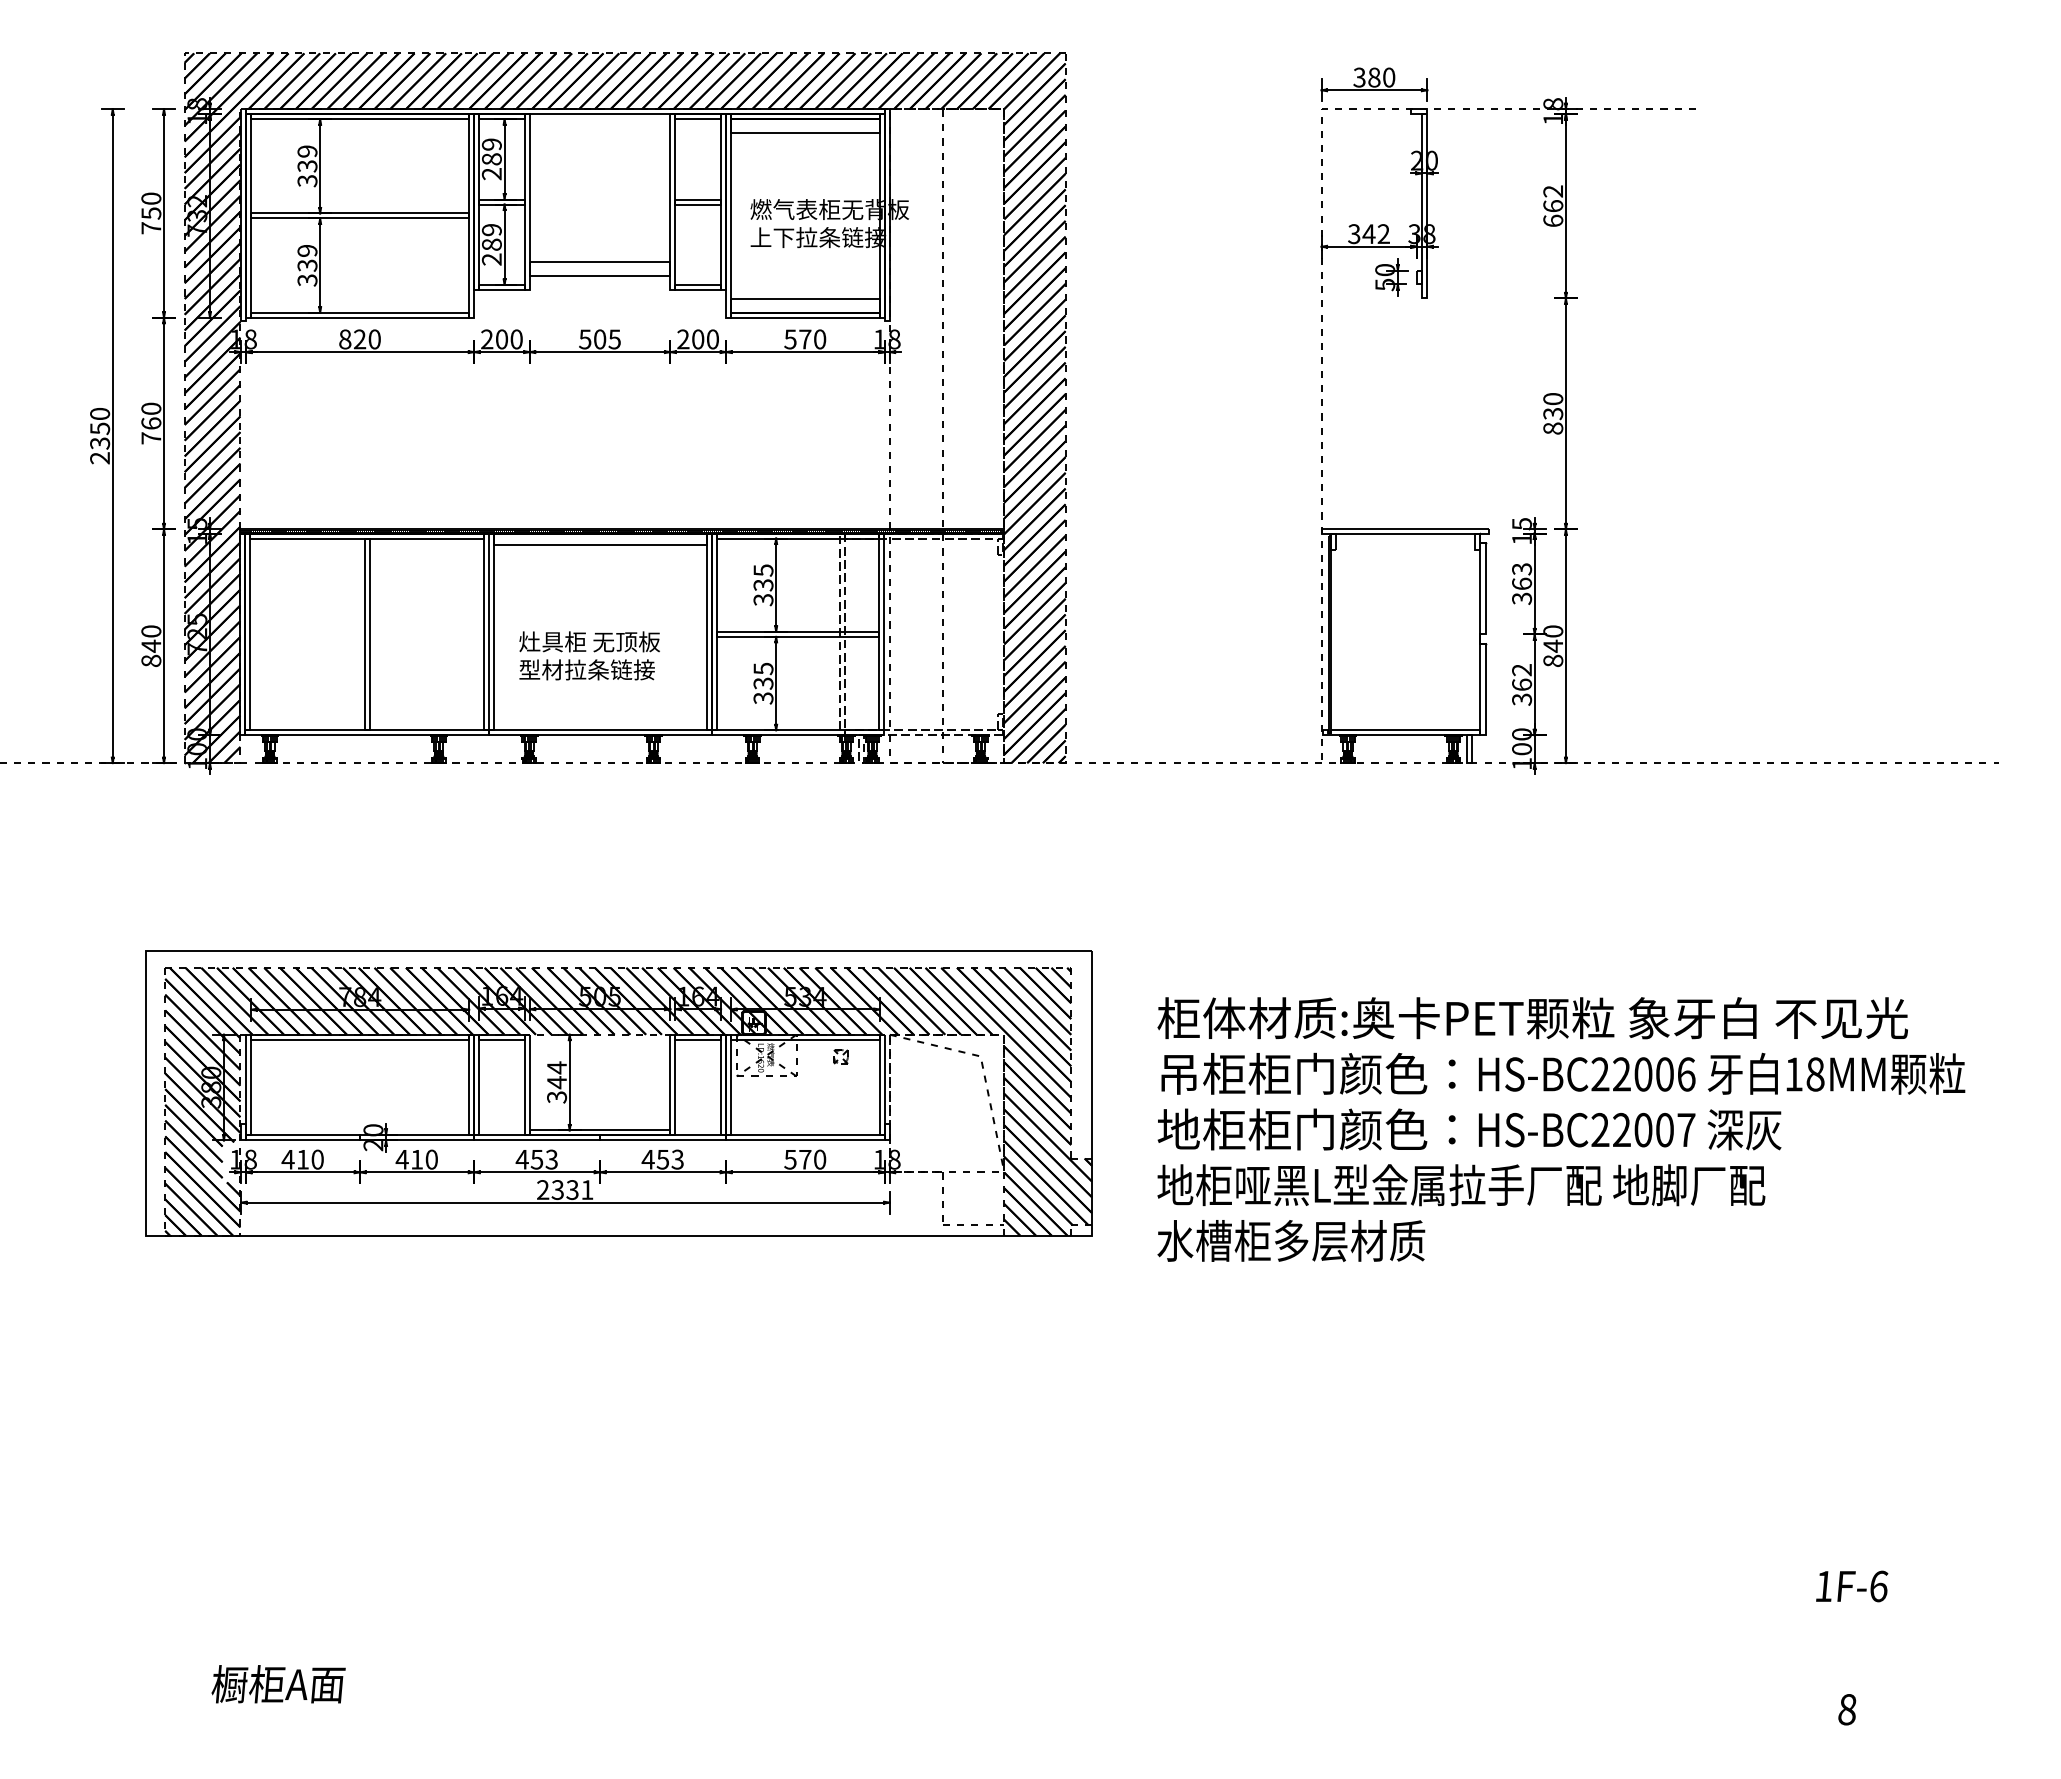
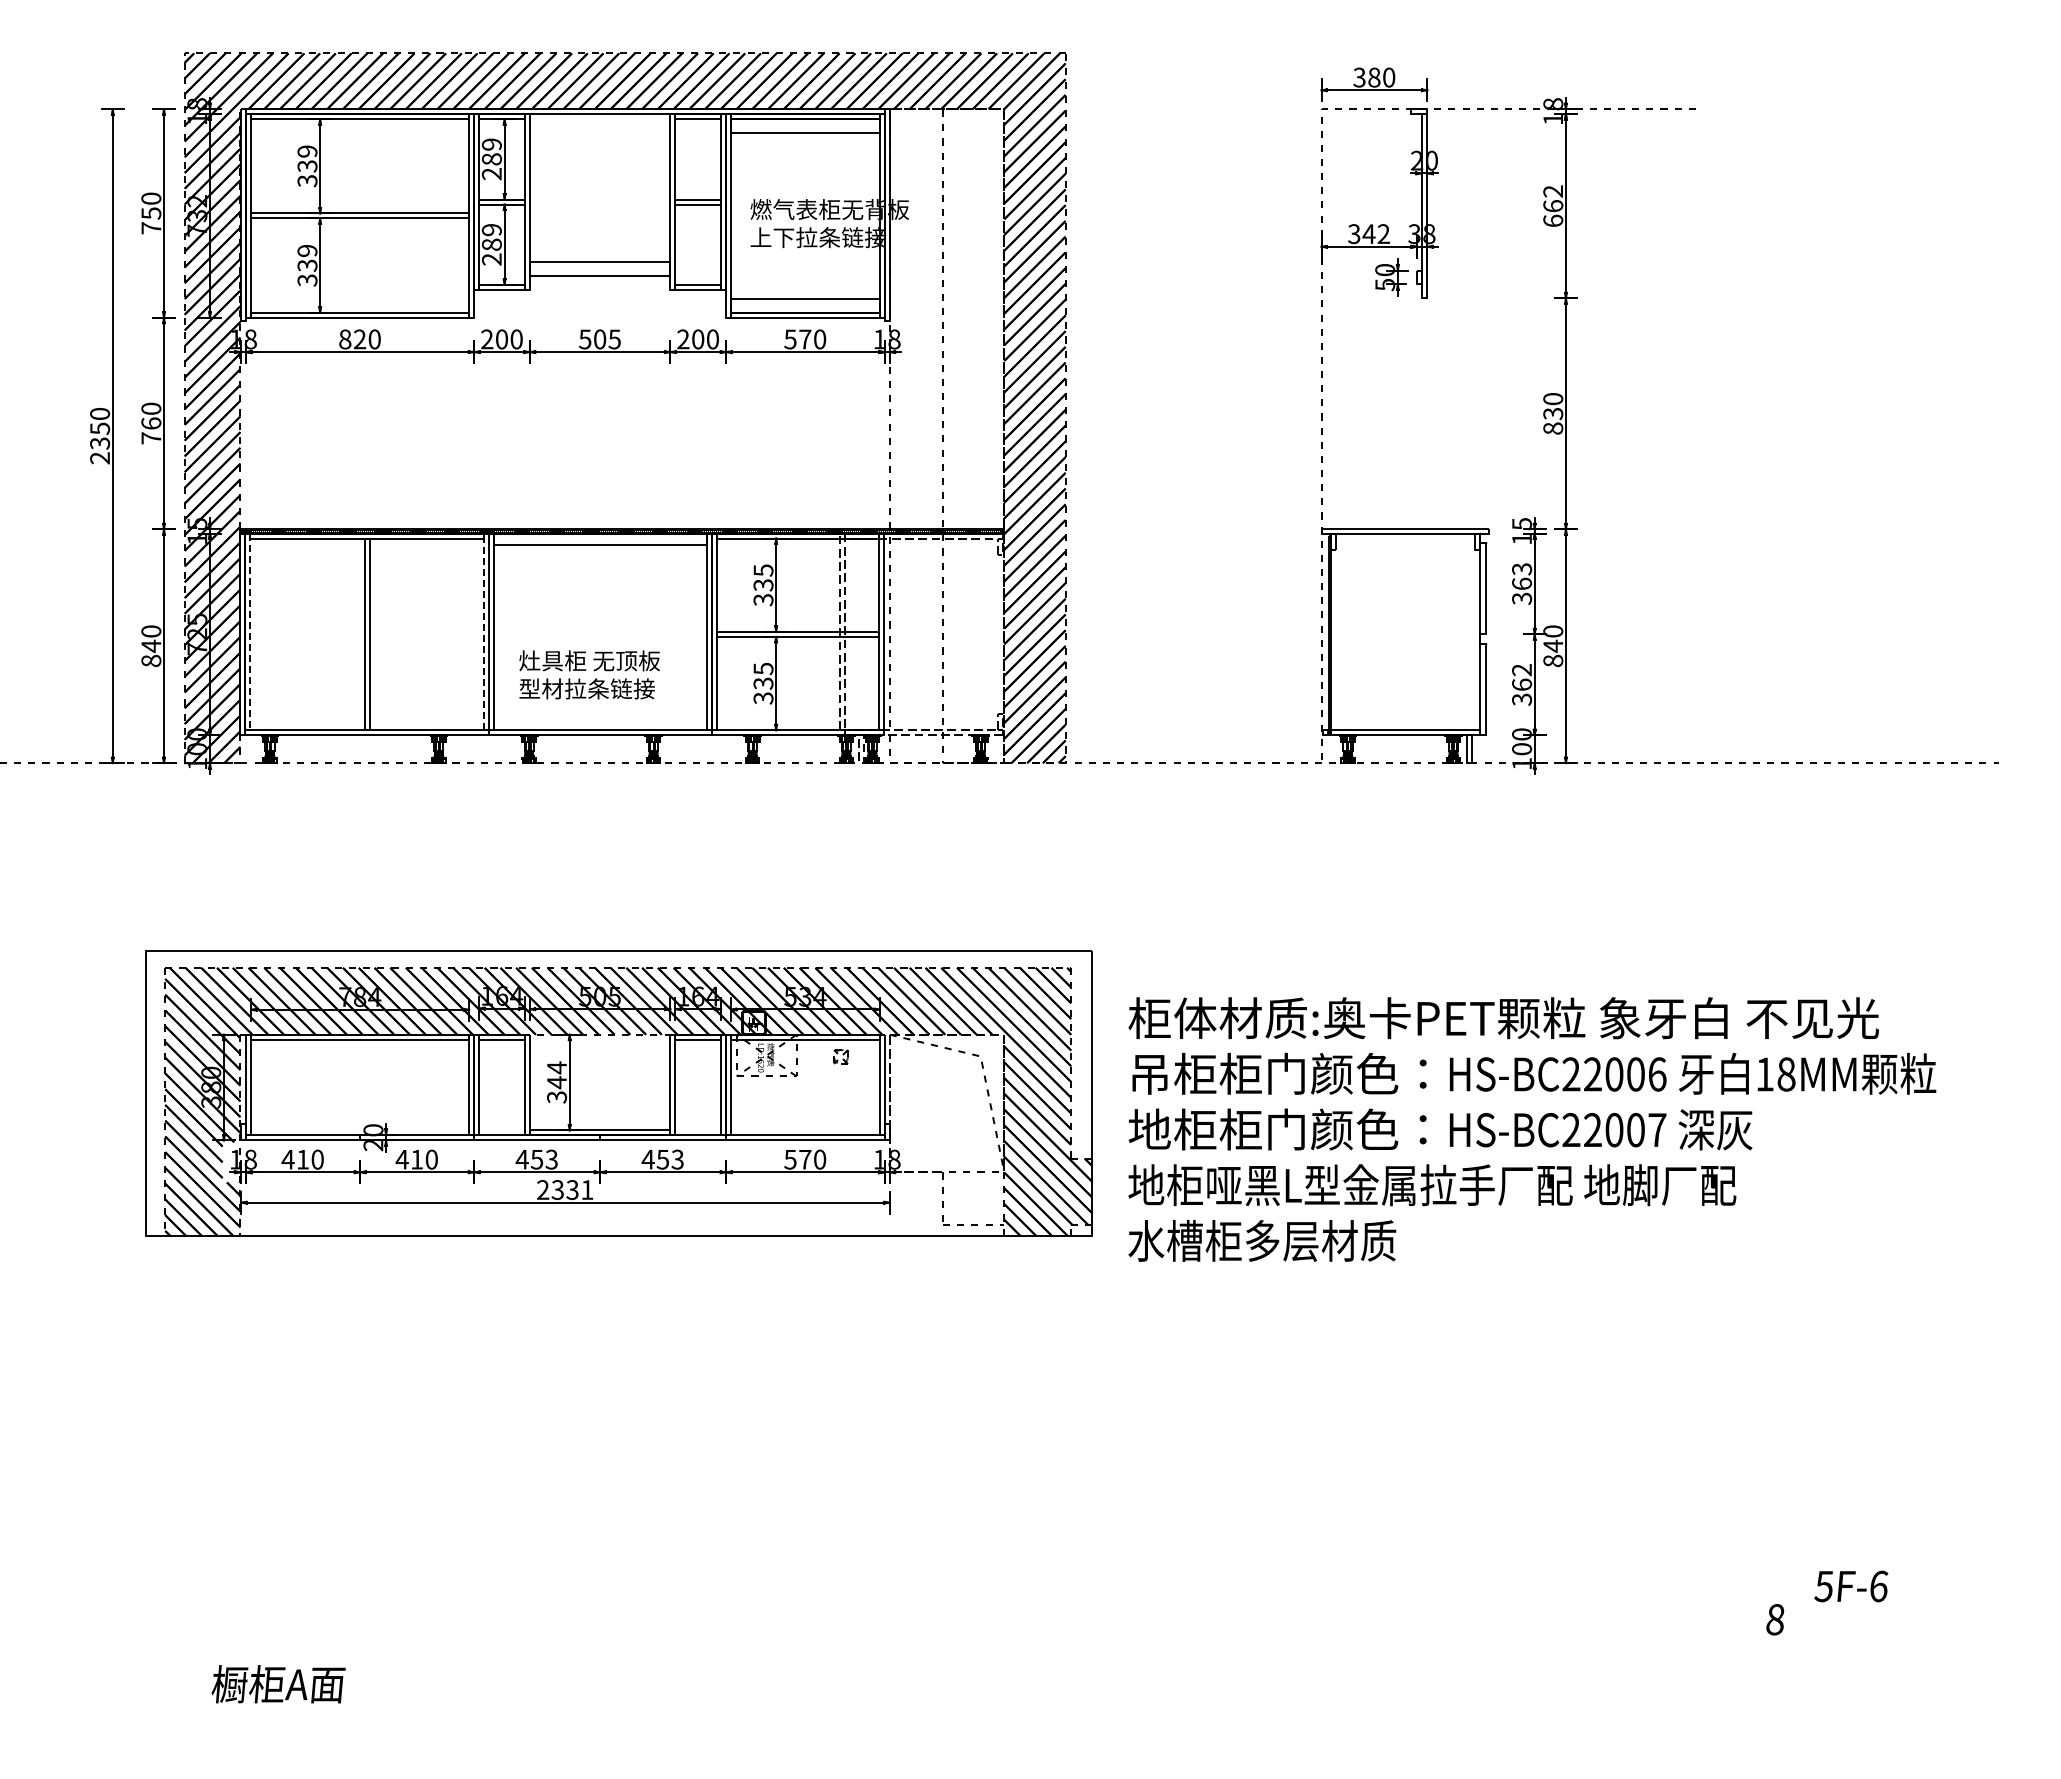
line: solid -> dashed (484, 631)
line: solid -> dashed (250, 632)
text position: (589, 655) -> (589, 674) (589, 674)
text position: (1561, 1129) -> (1532, 1129) (1532, 1129)
text: 1F-6 -> 5F-6 (1823, 1586)
text position: (1847, 1709) -> (1775, 1619) (1775, 1619)
